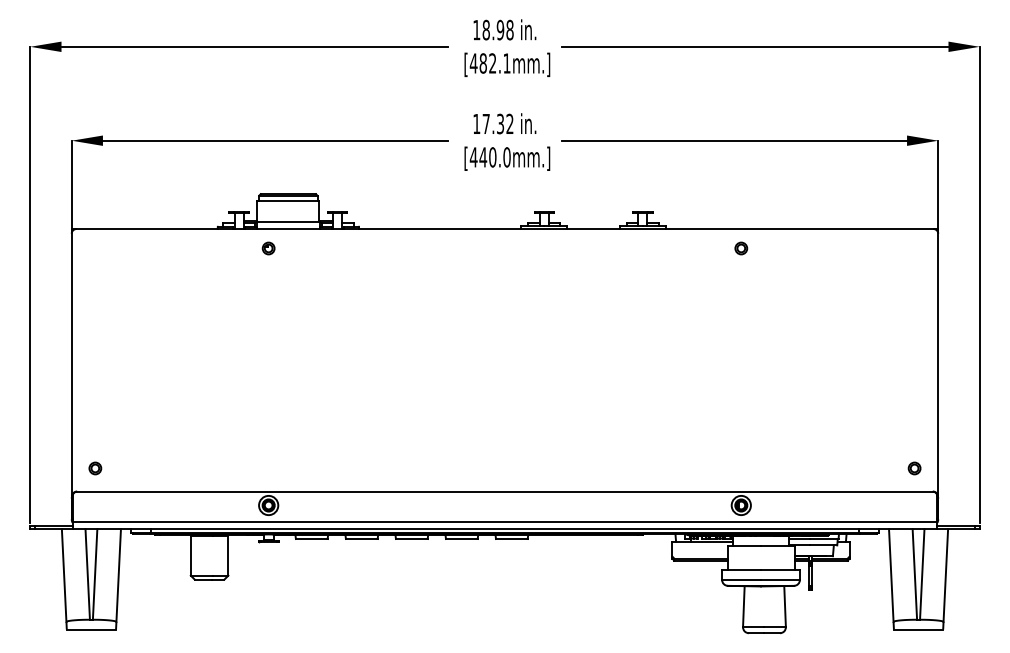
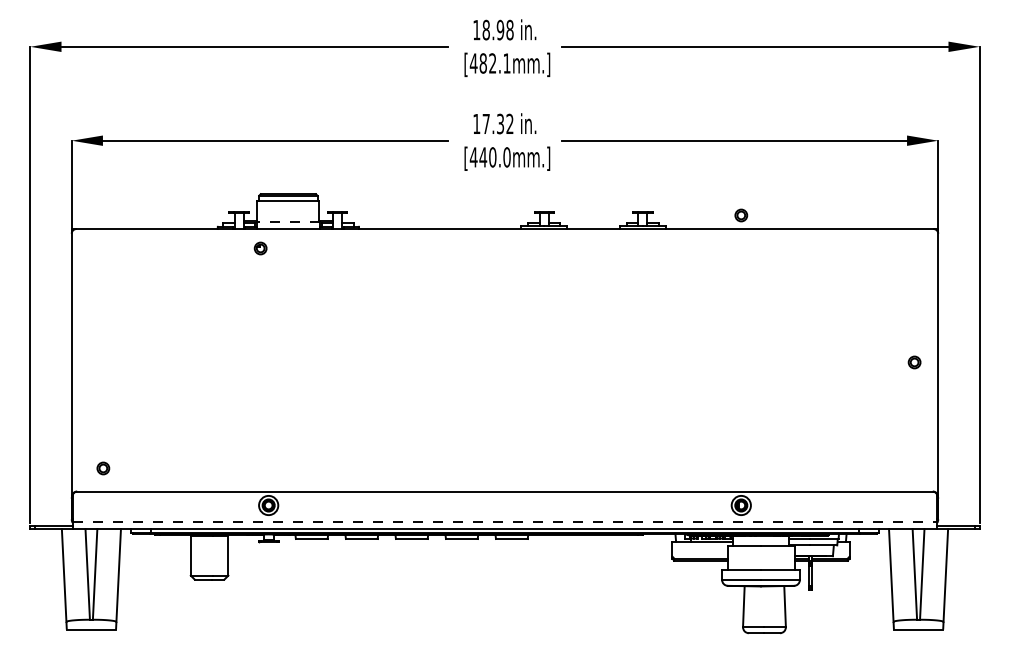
line: solid -> dashed (287, 222)
part position: (268, 248) -> (260, 248) (260, 248)
part position: (741, 248) -> (741, 215) (741, 215)
part position: (95, 468) -> (103, 468) (103, 468)
part position: (914, 468) -> (914, 362) (914, 362)
line: solid -> dashed (505, 522)
